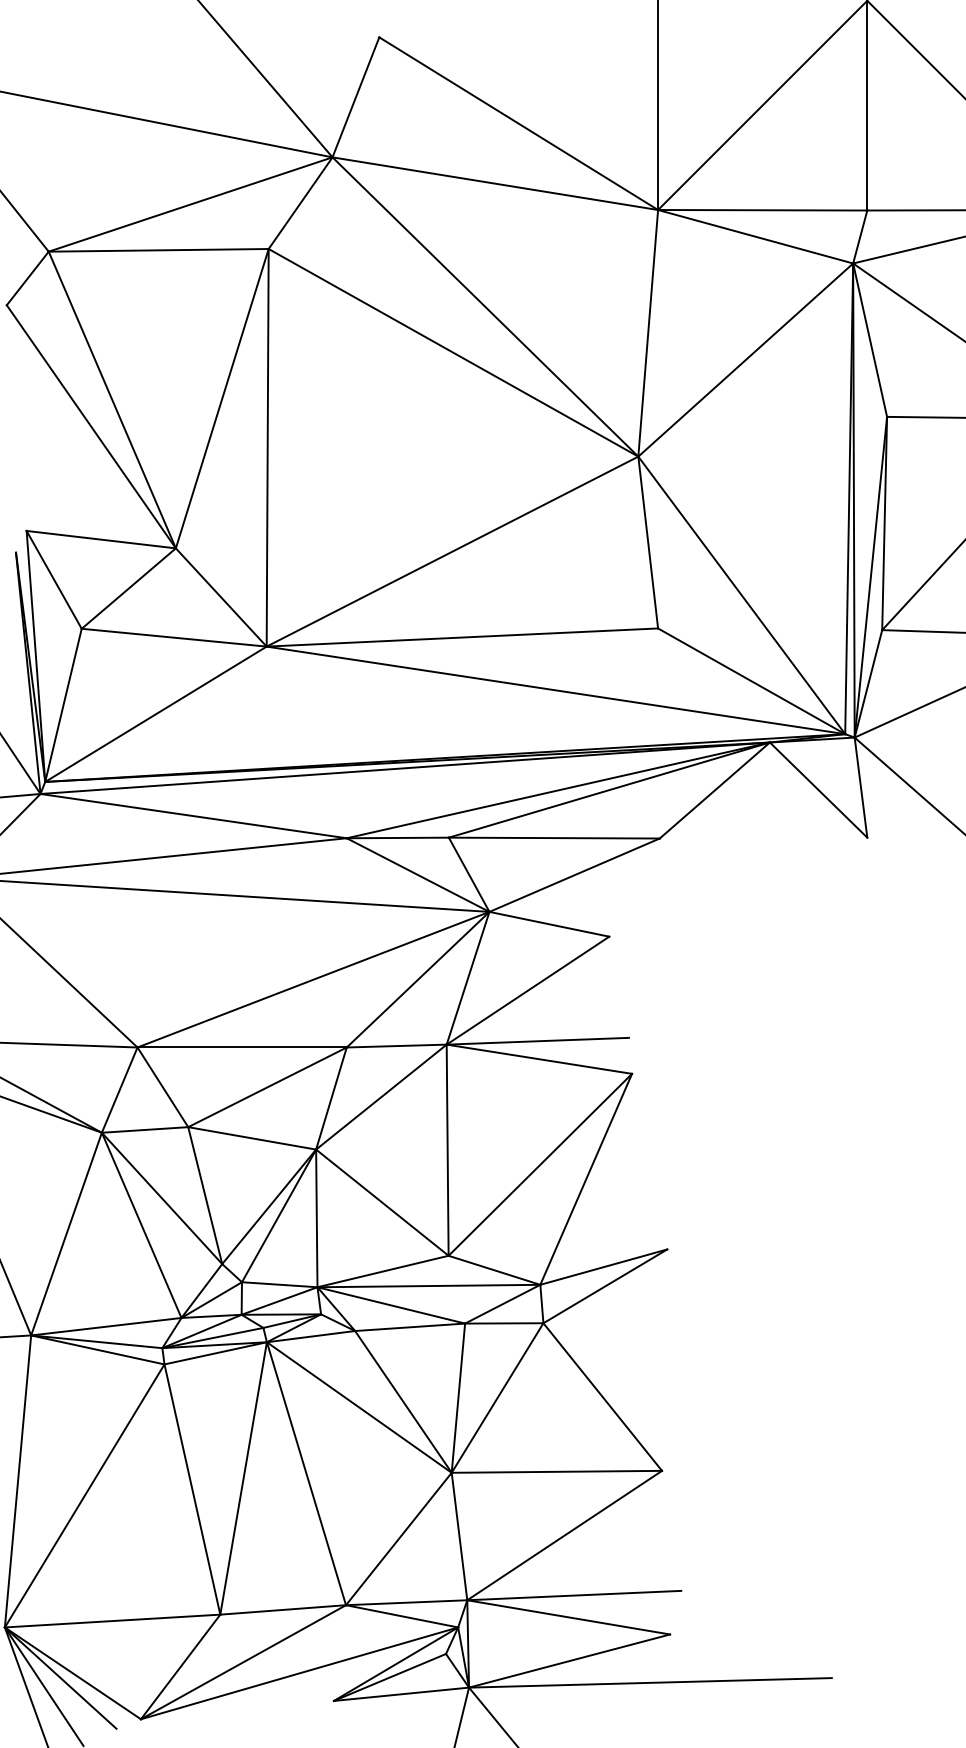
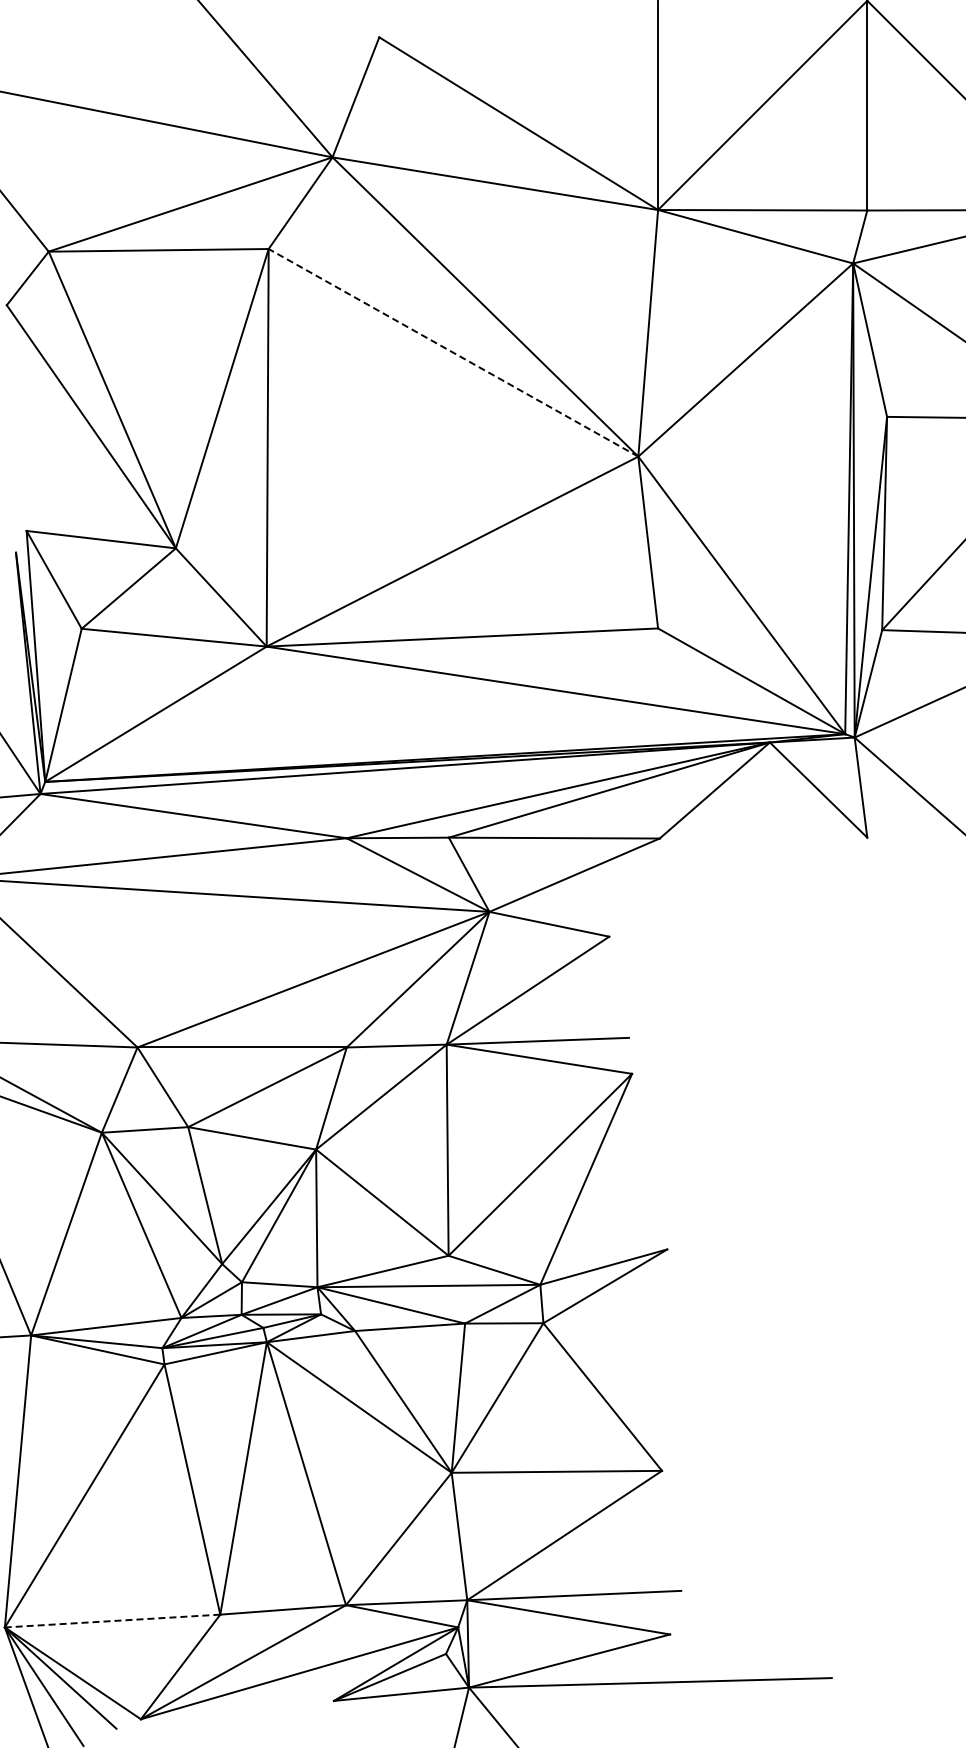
line: solid -> dashed (453, 352)
line: solid -> dashed (112, 1621)
